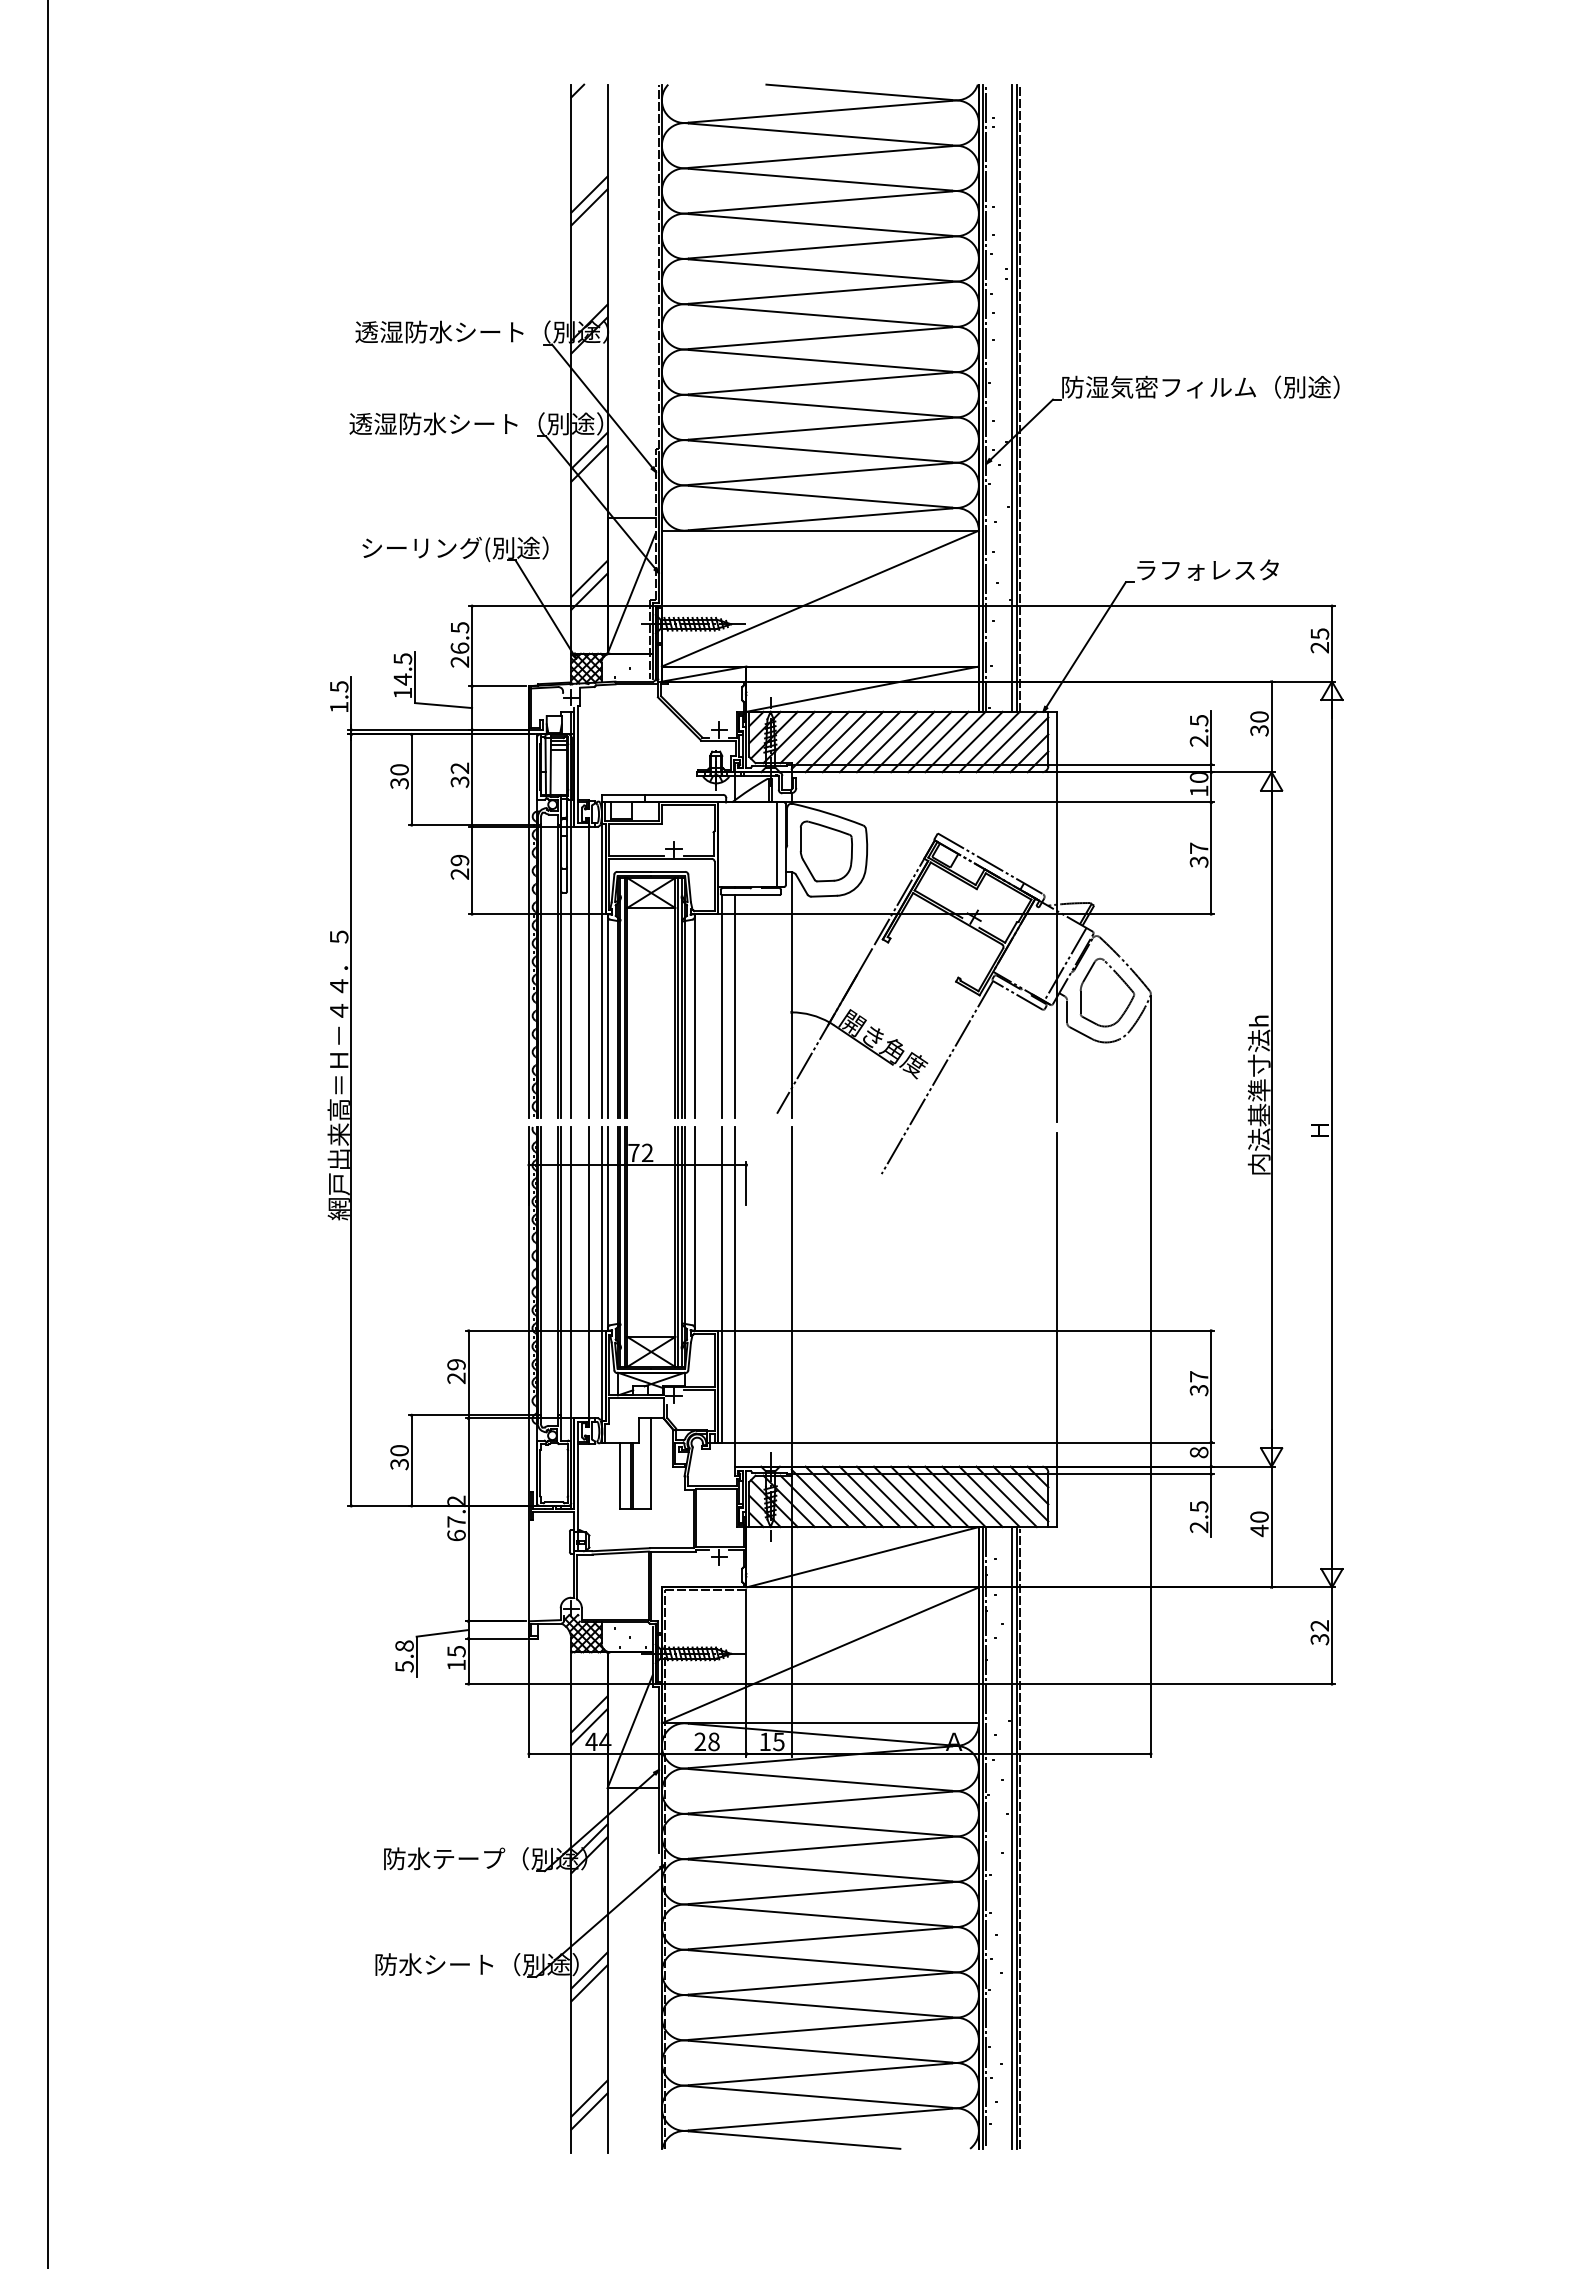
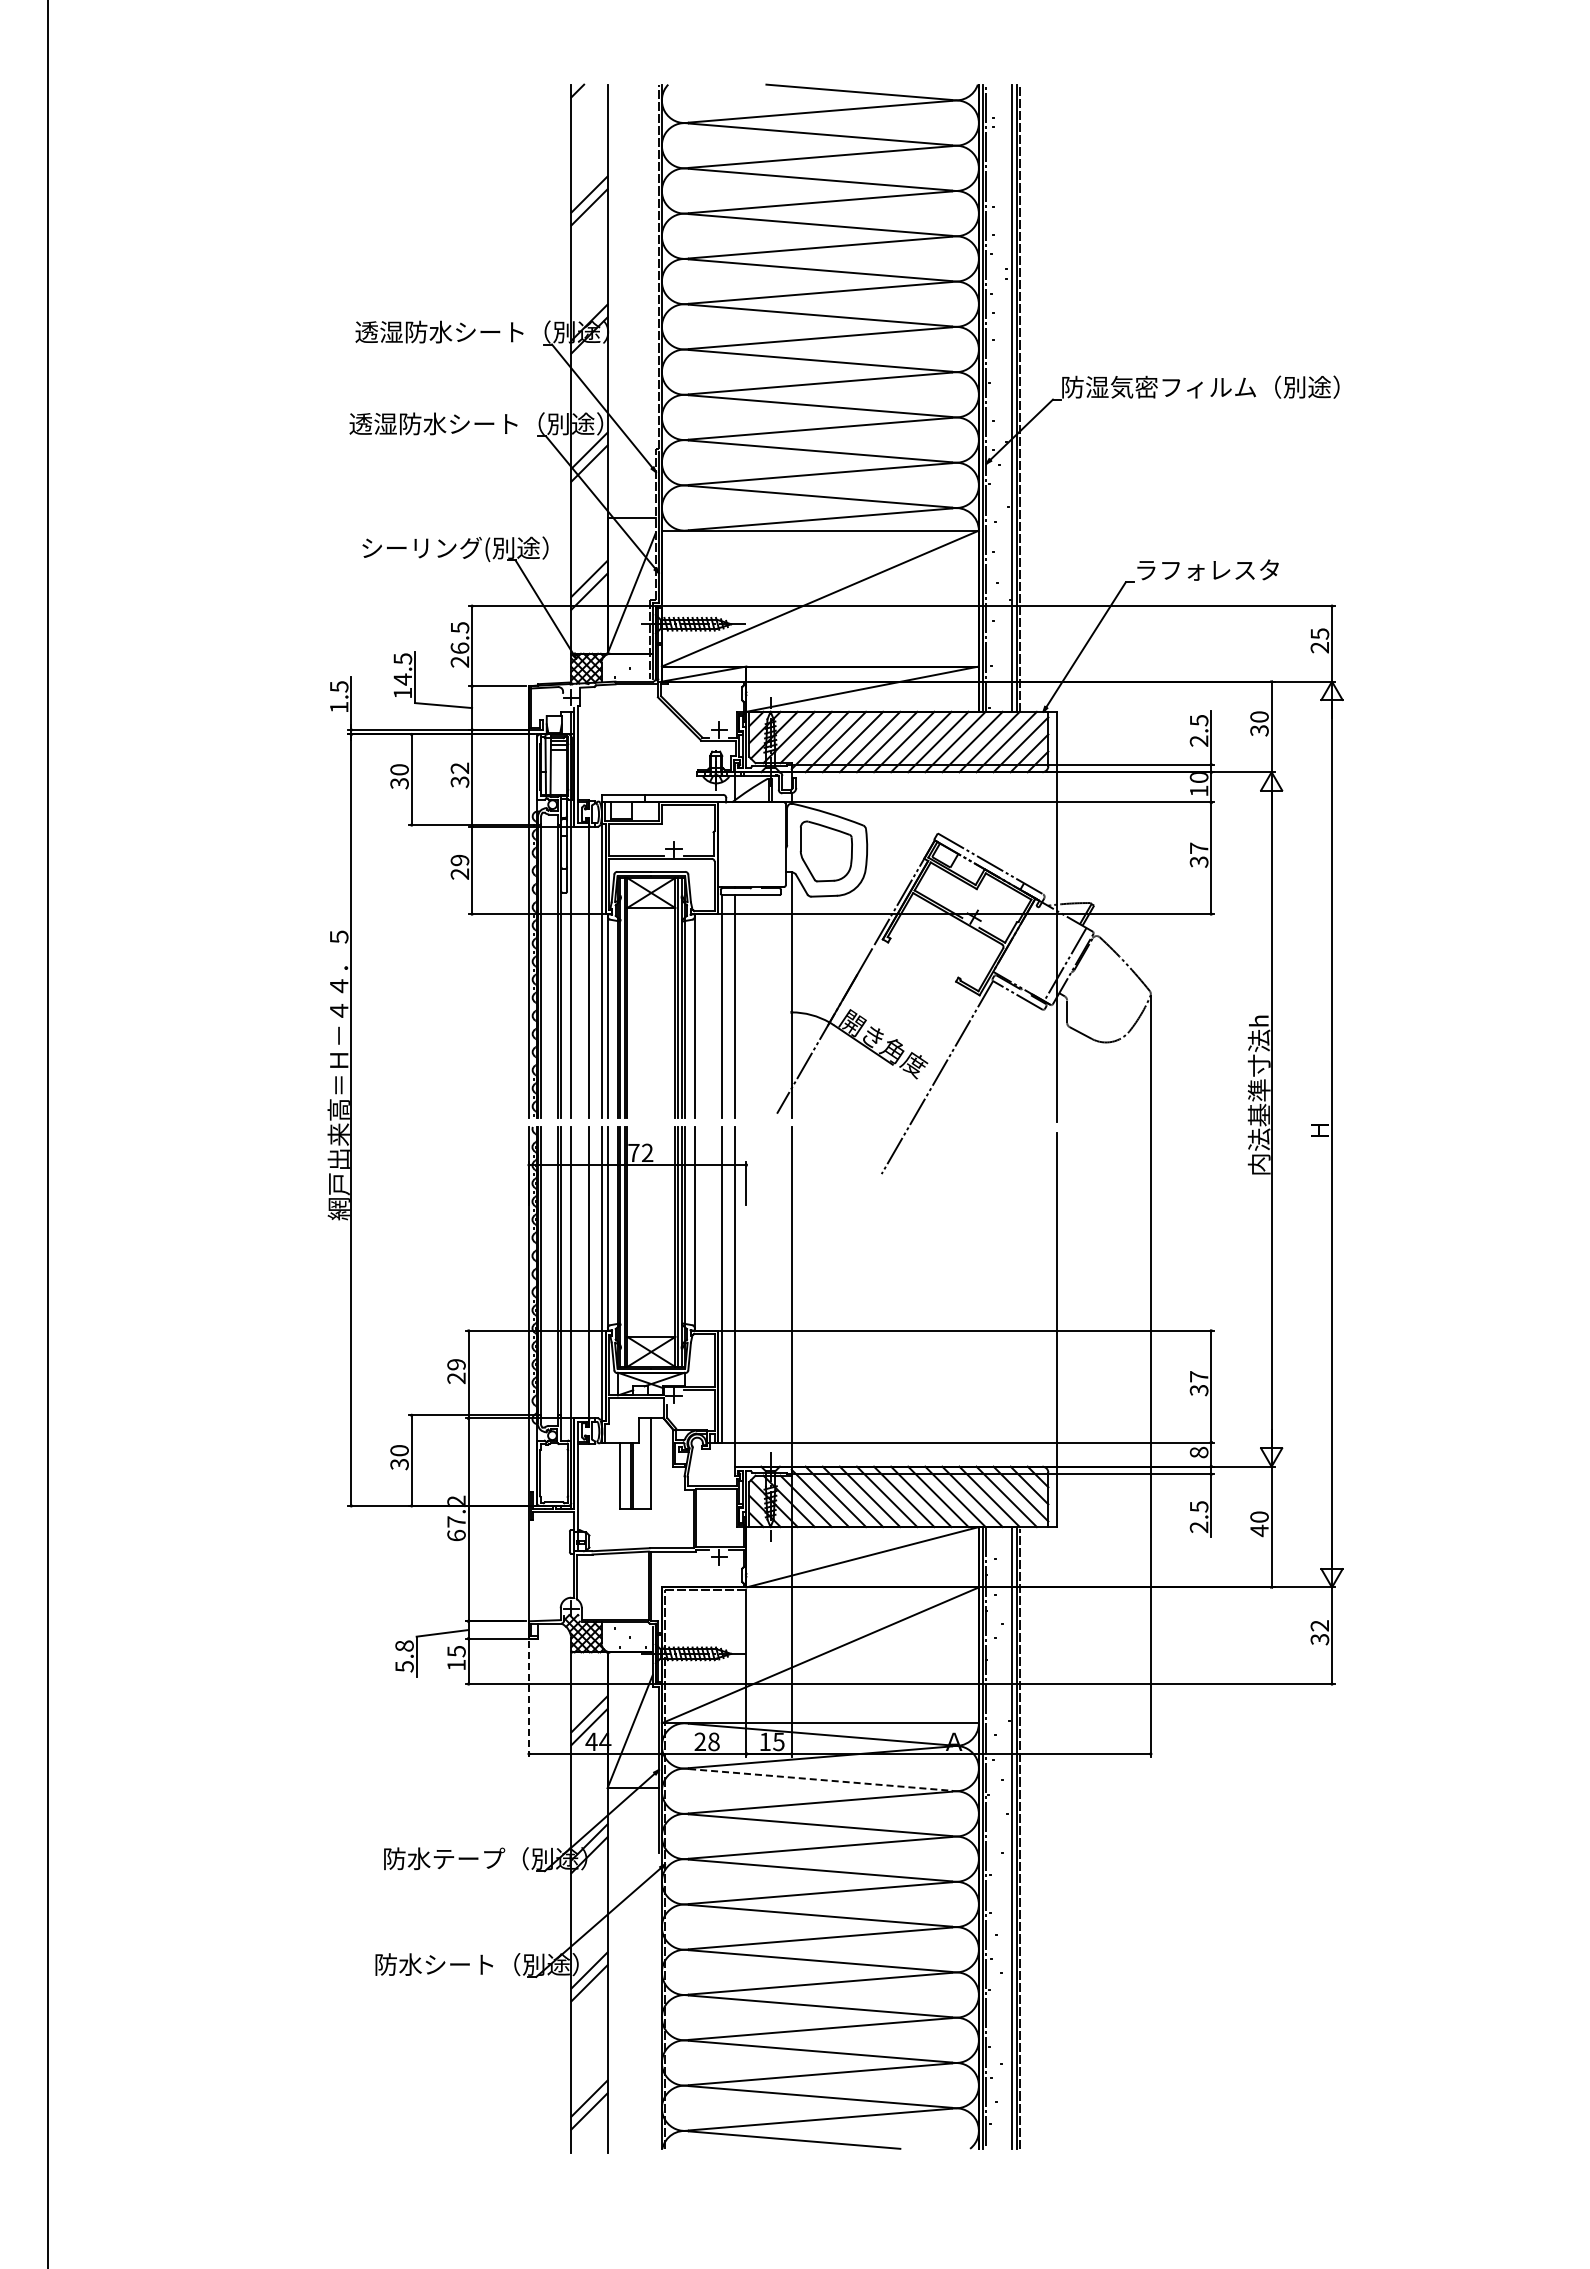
line: present -> none (776, 844)
part: present -> none (1120, 979)
line: solid -> dashed (529, 1699)
line: solid -> dashed (820, 1779)
